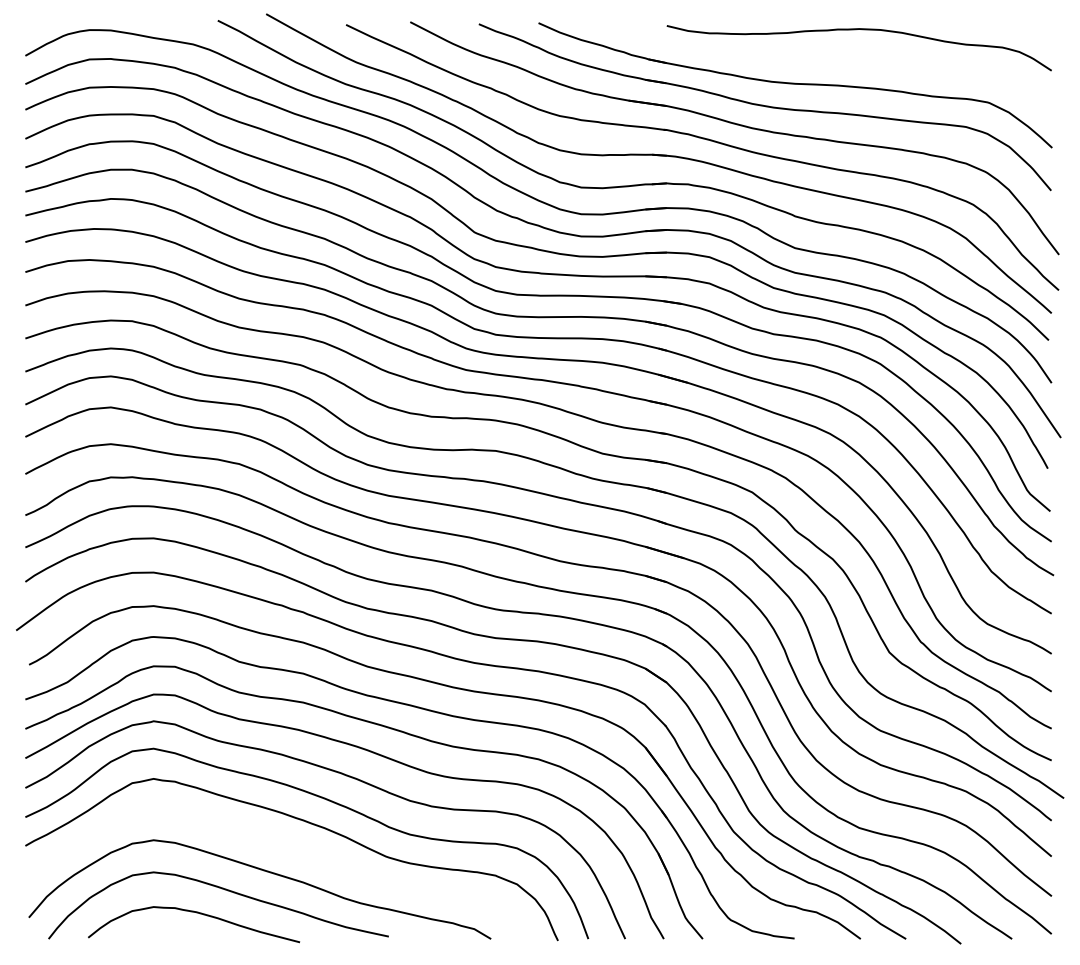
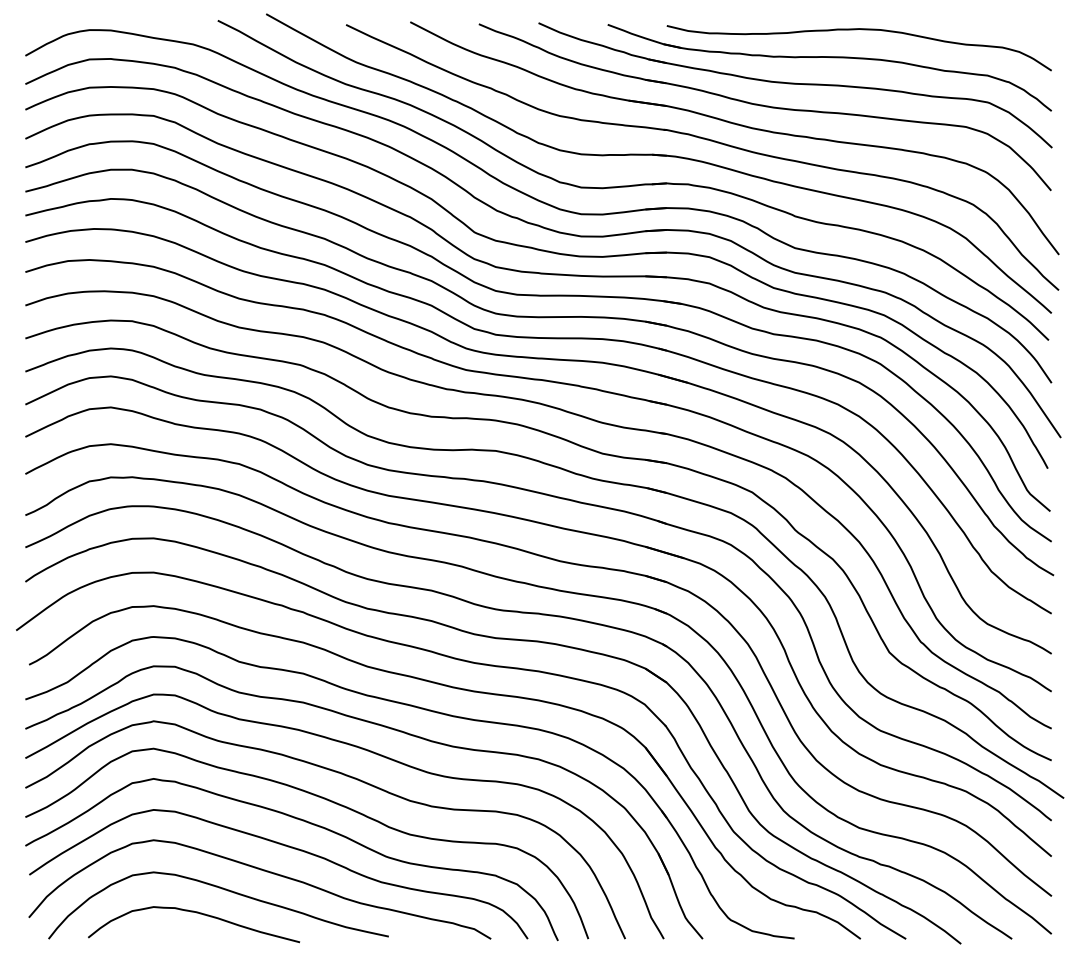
part: none -> present (831, 58)
curve: none -> present (284, 846)
